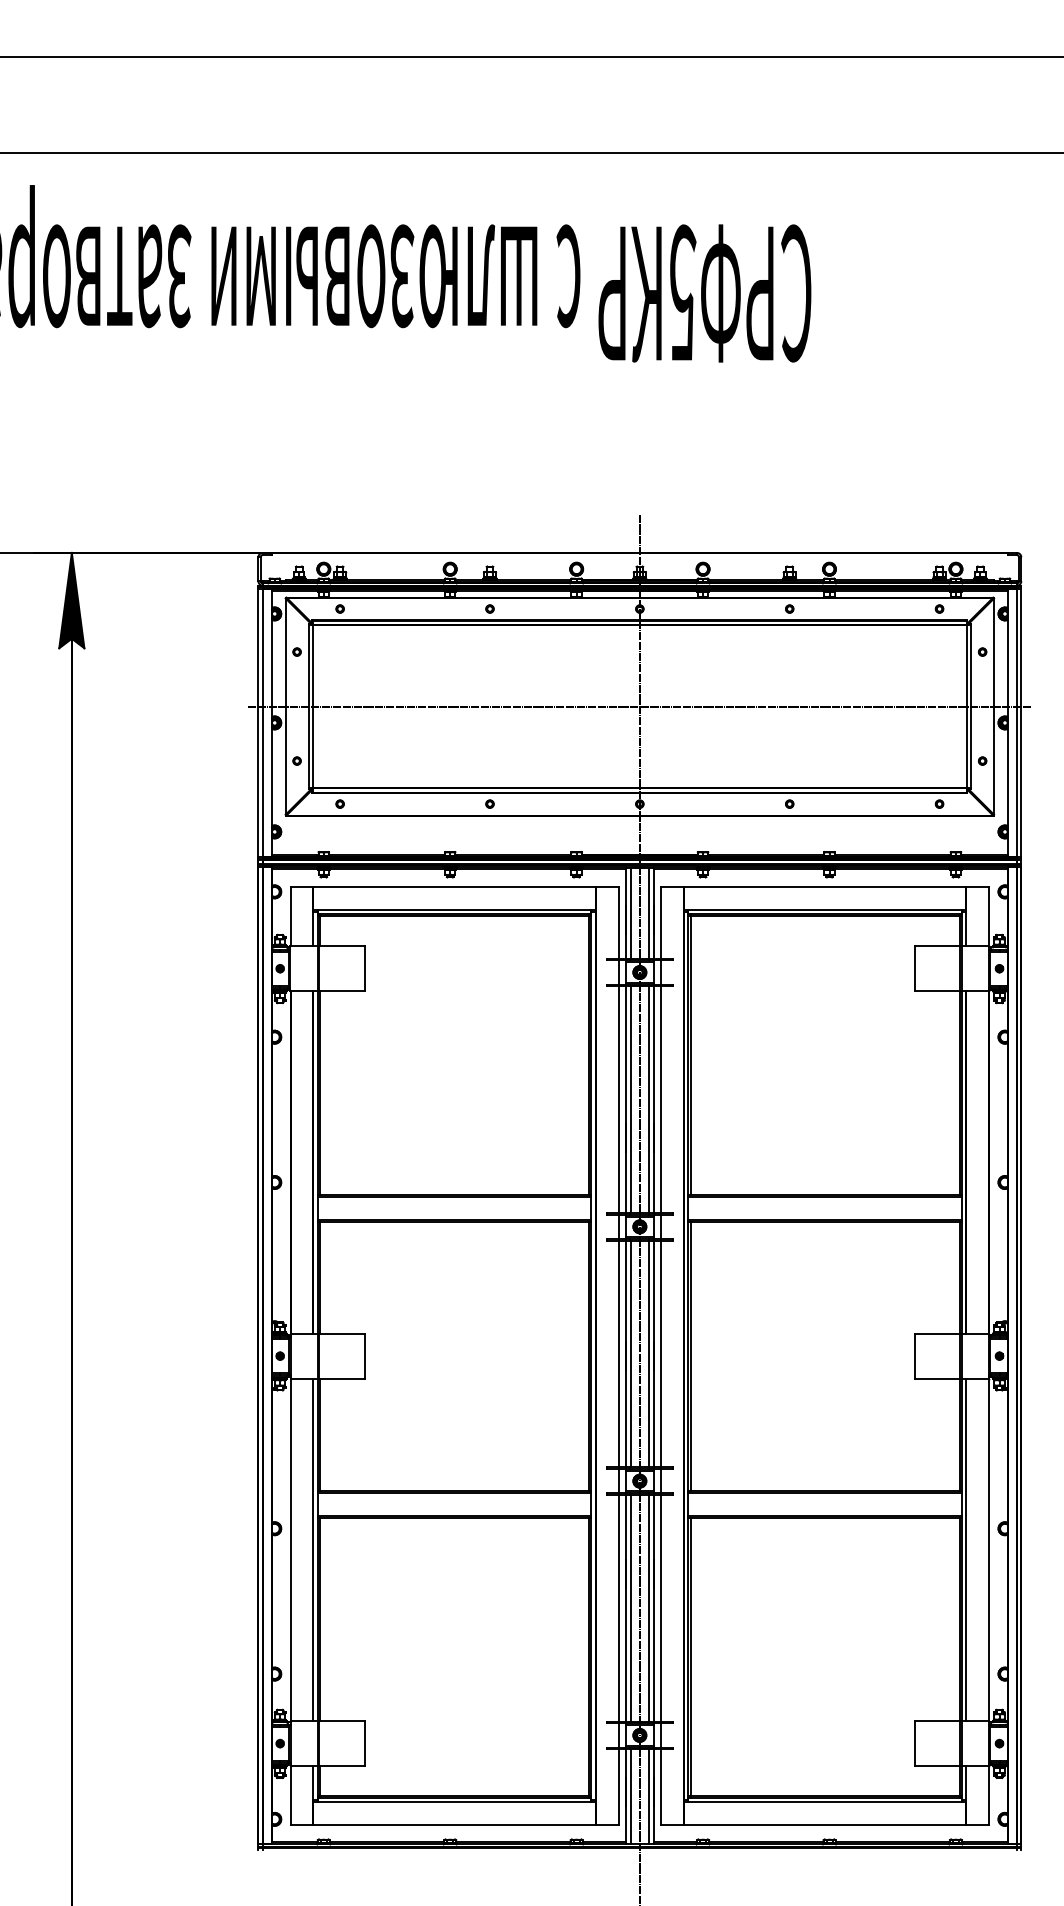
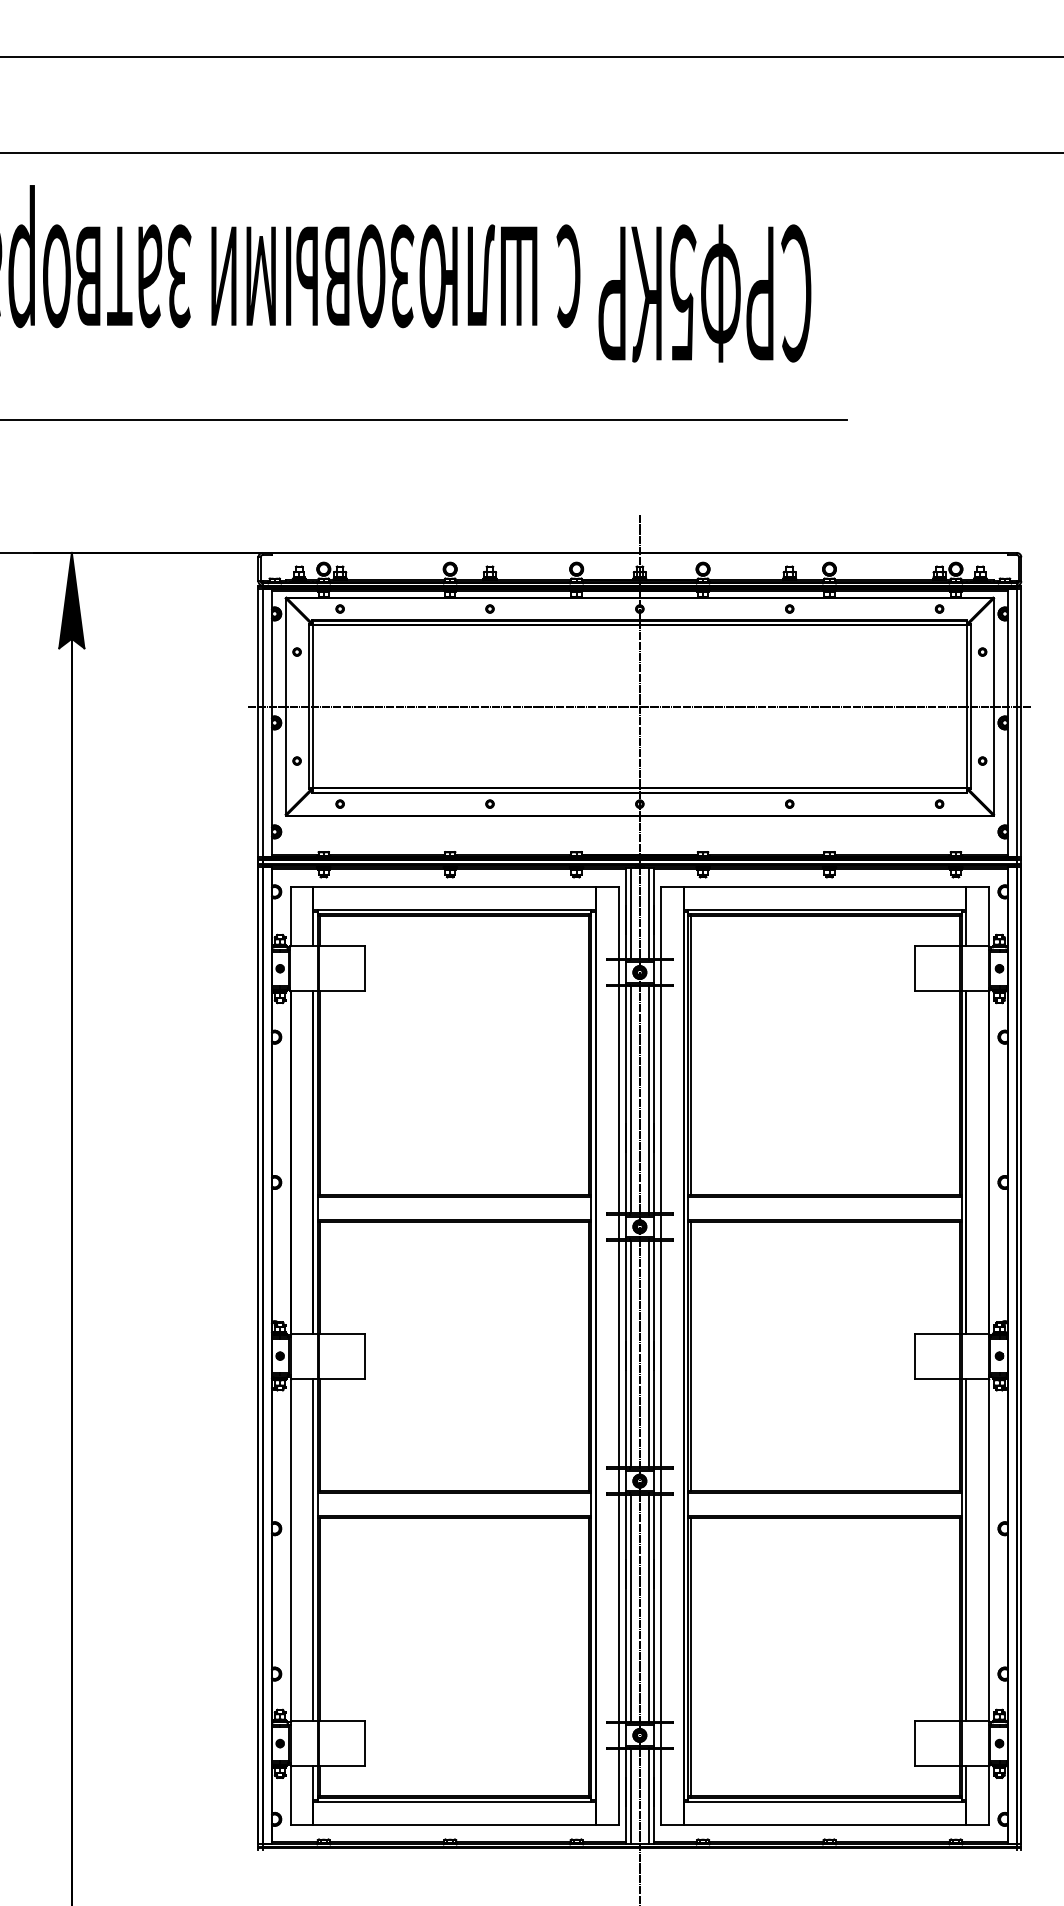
line: none -> present (424, 419)
